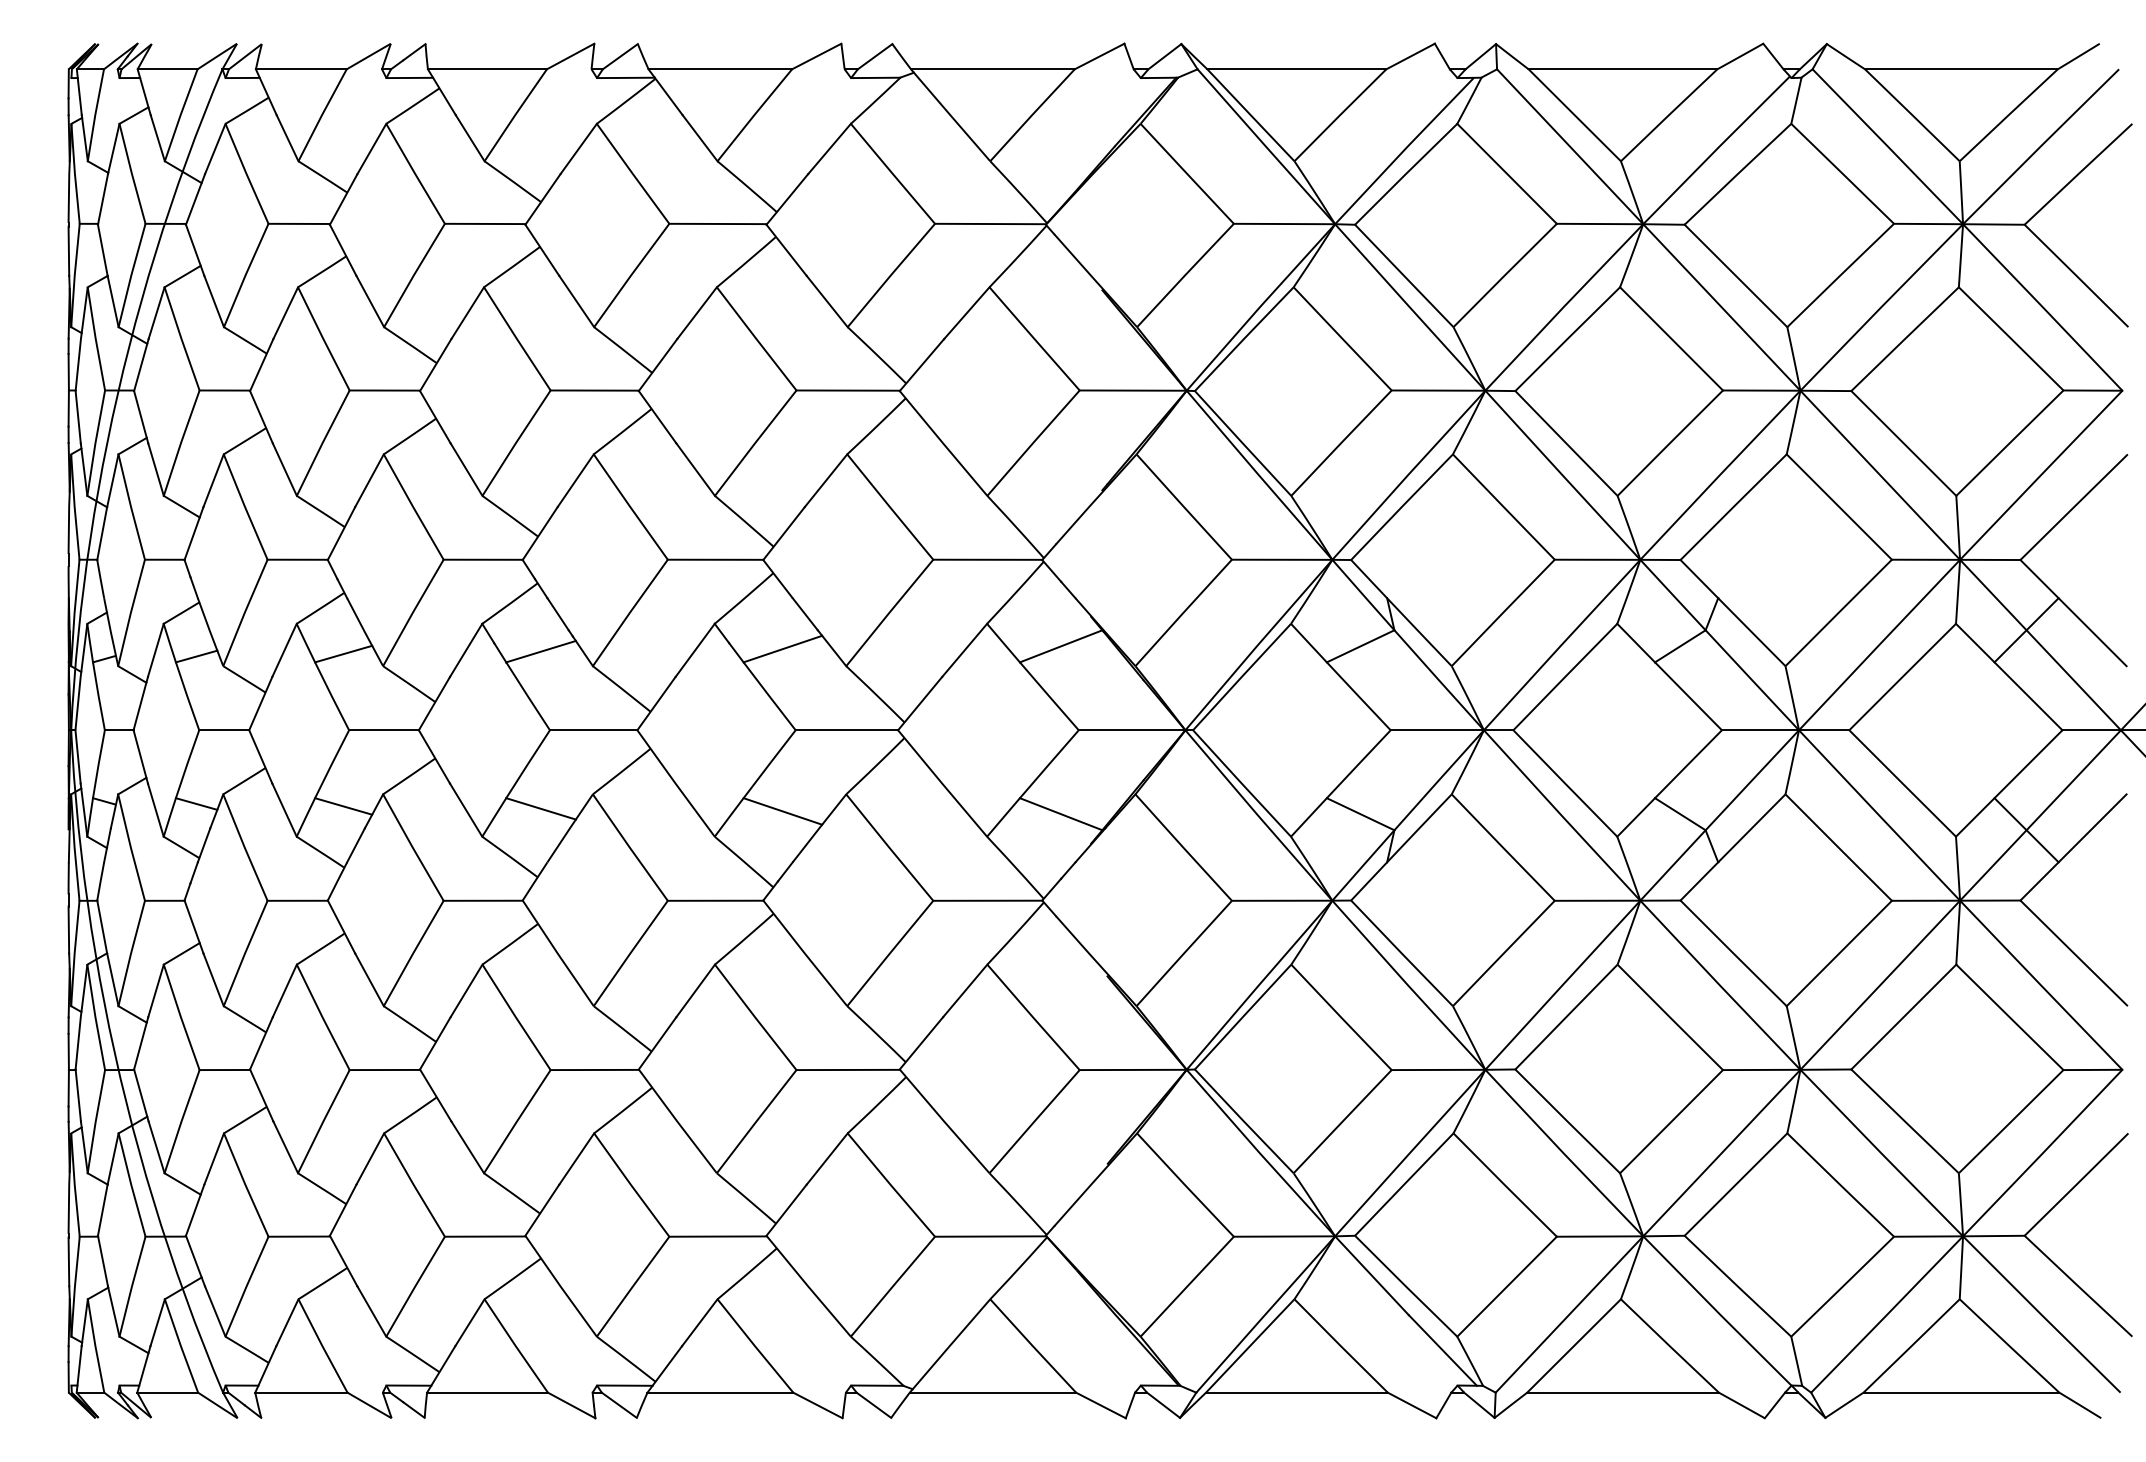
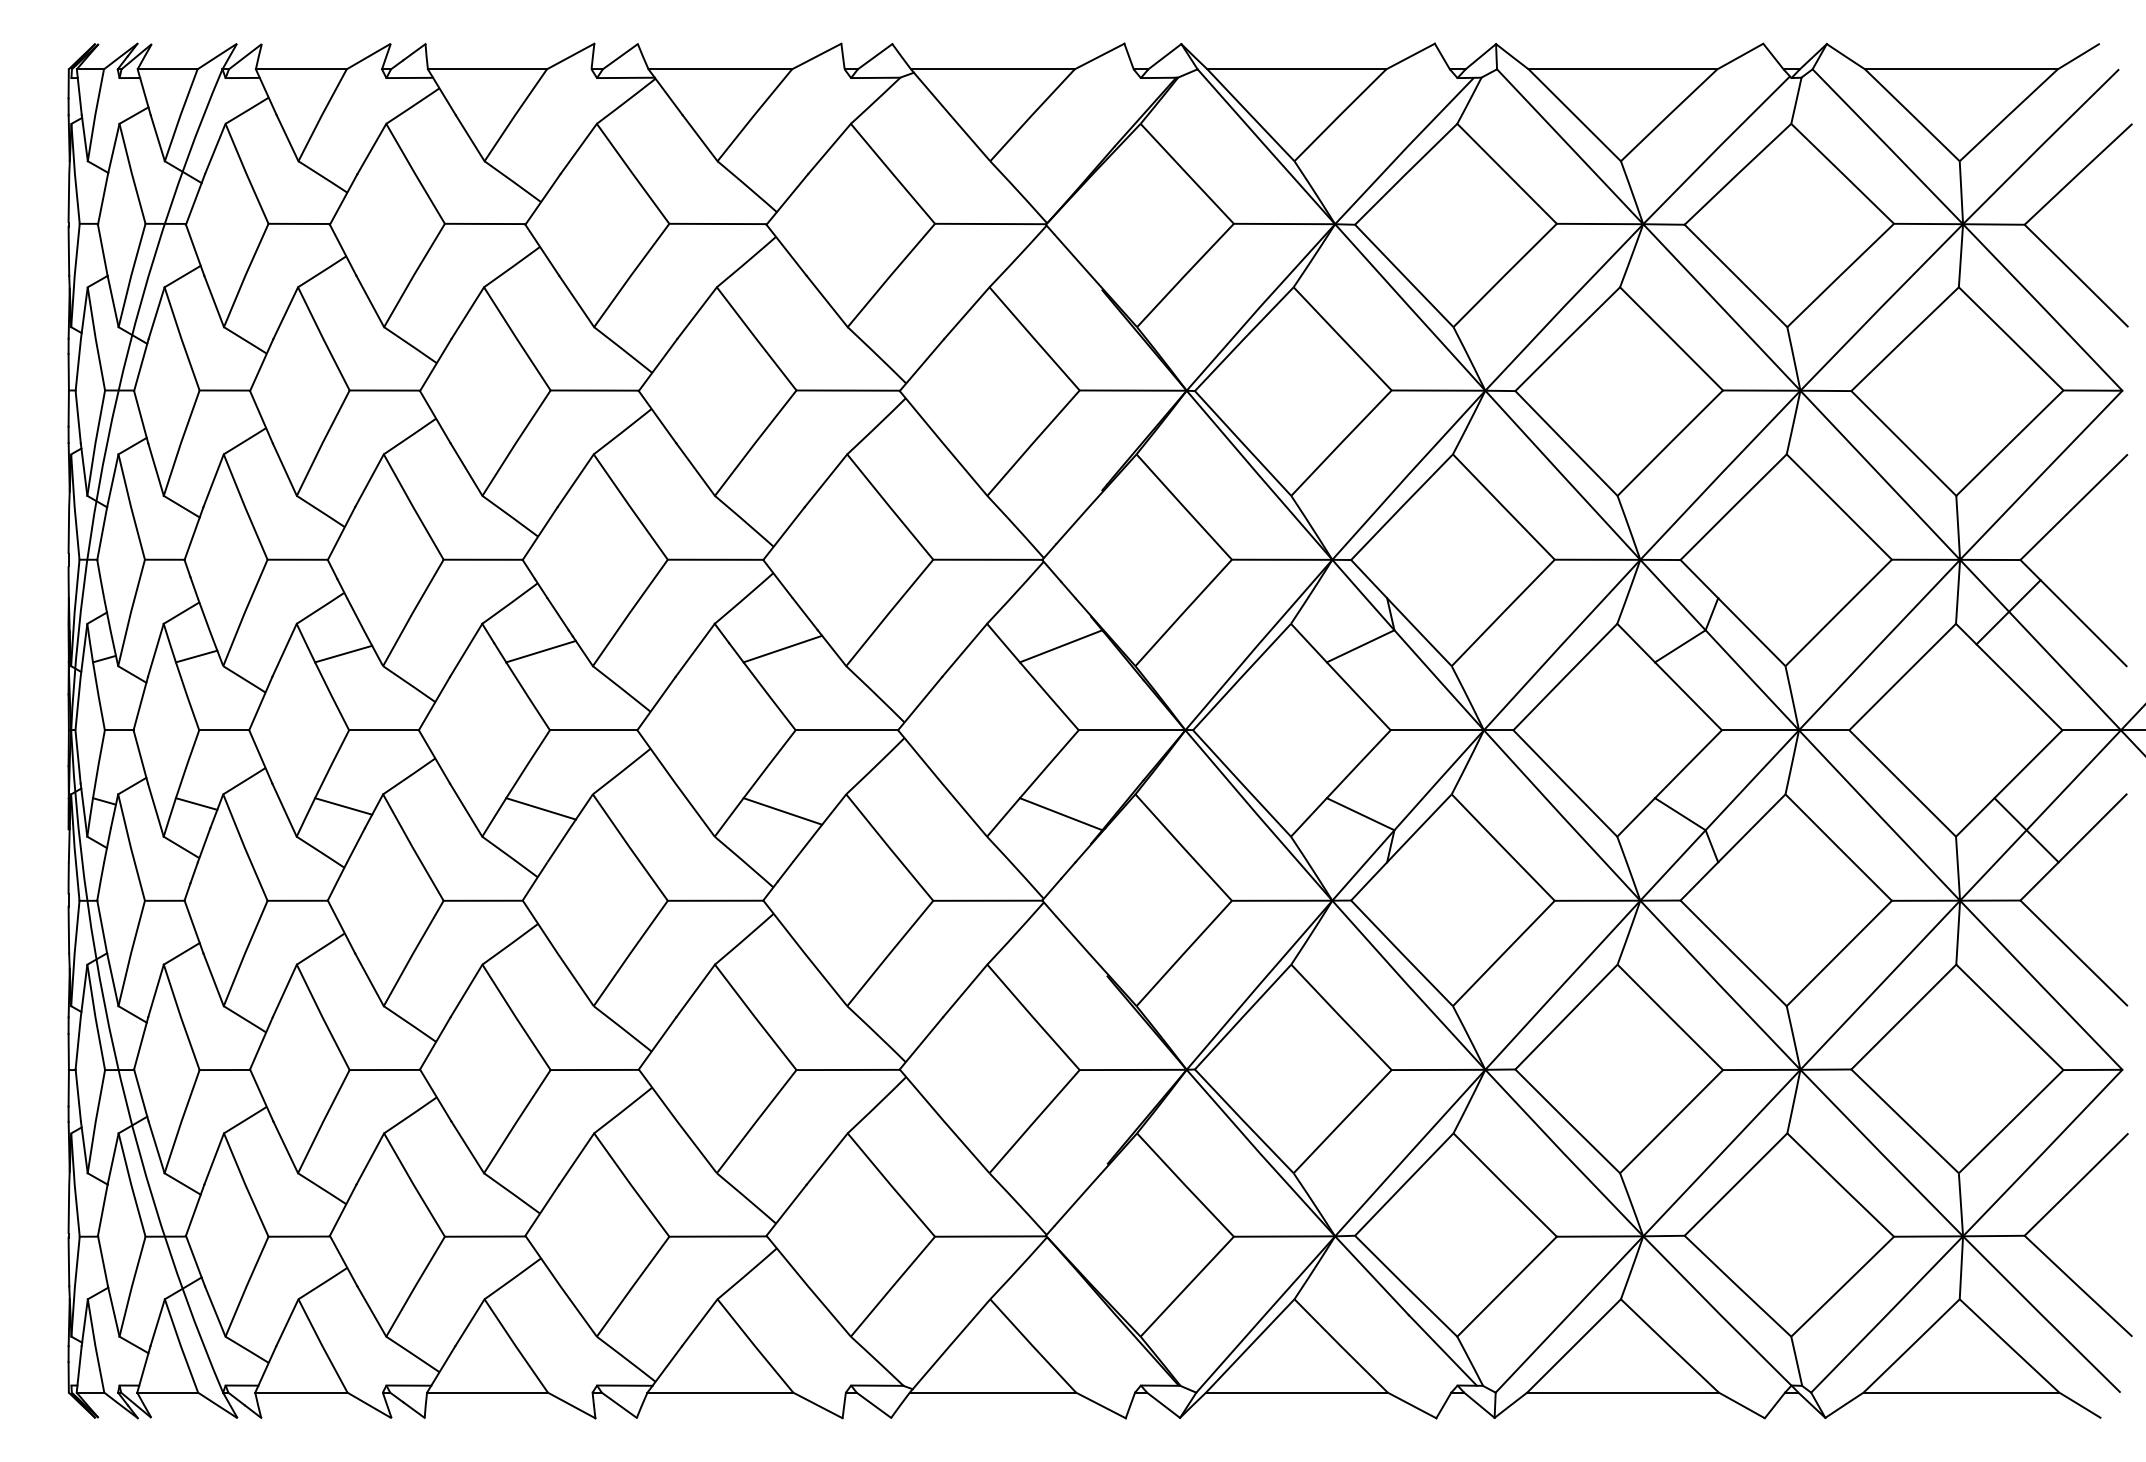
line position: (2026, 630) -> (2008, 612) (2008, 612)
